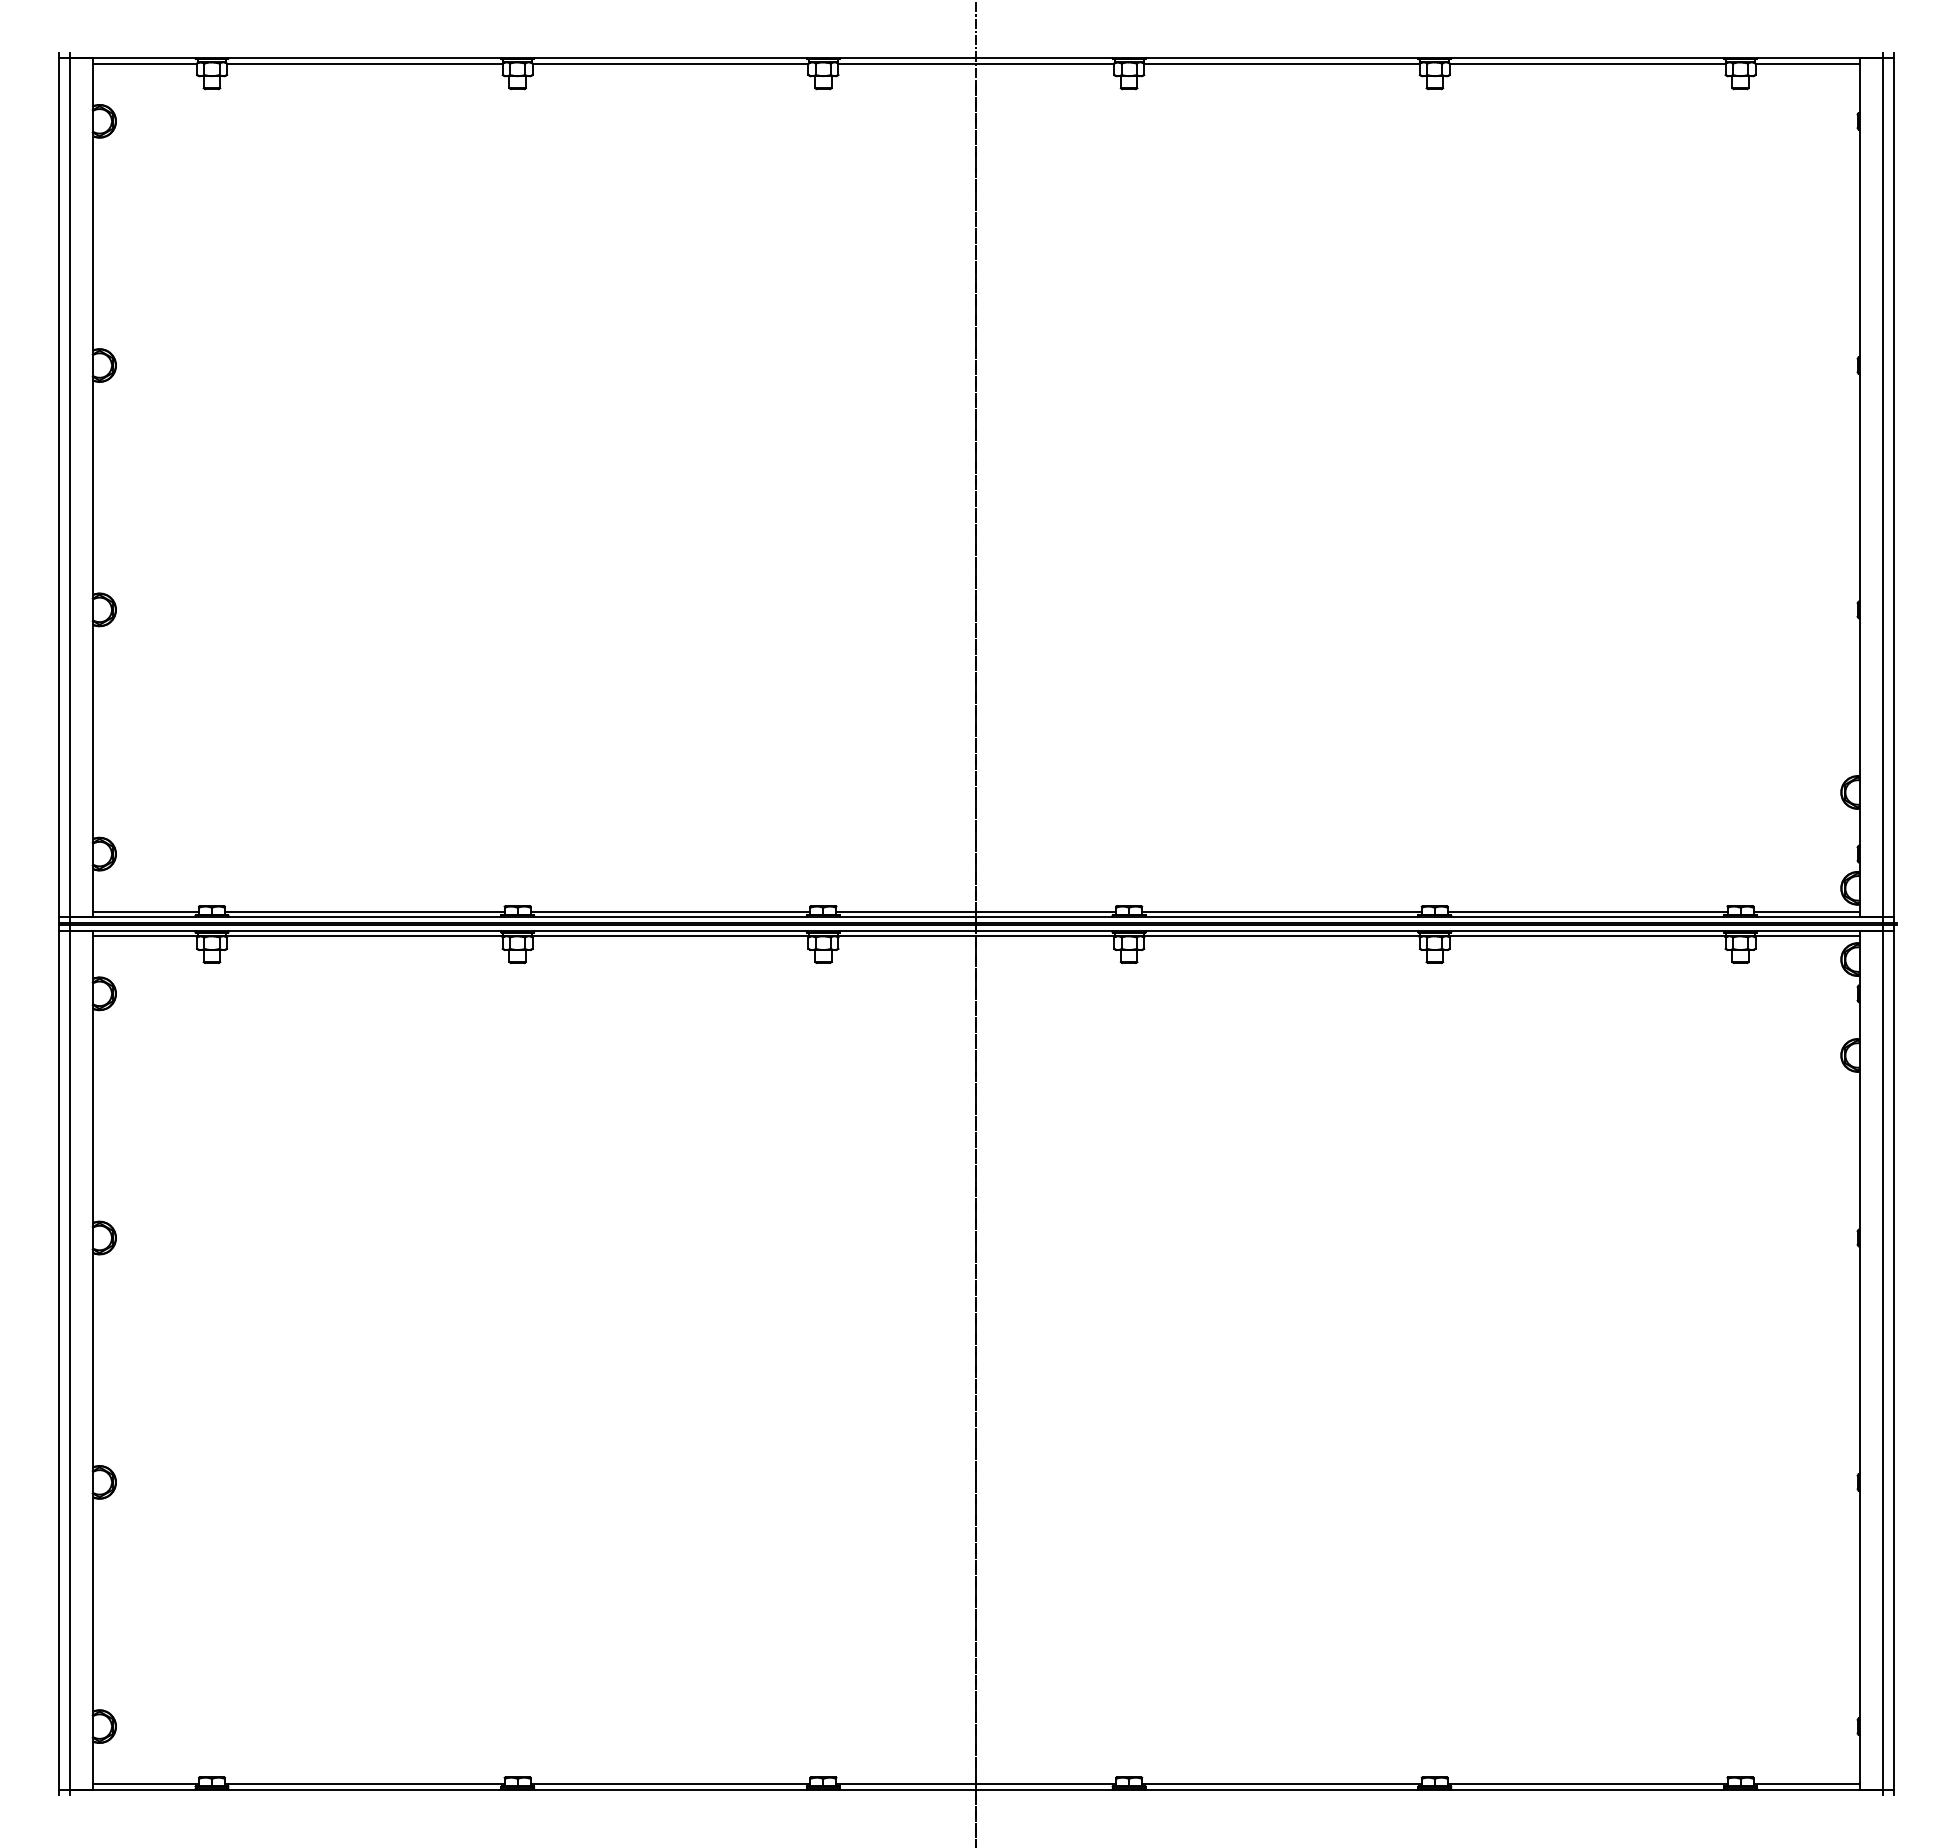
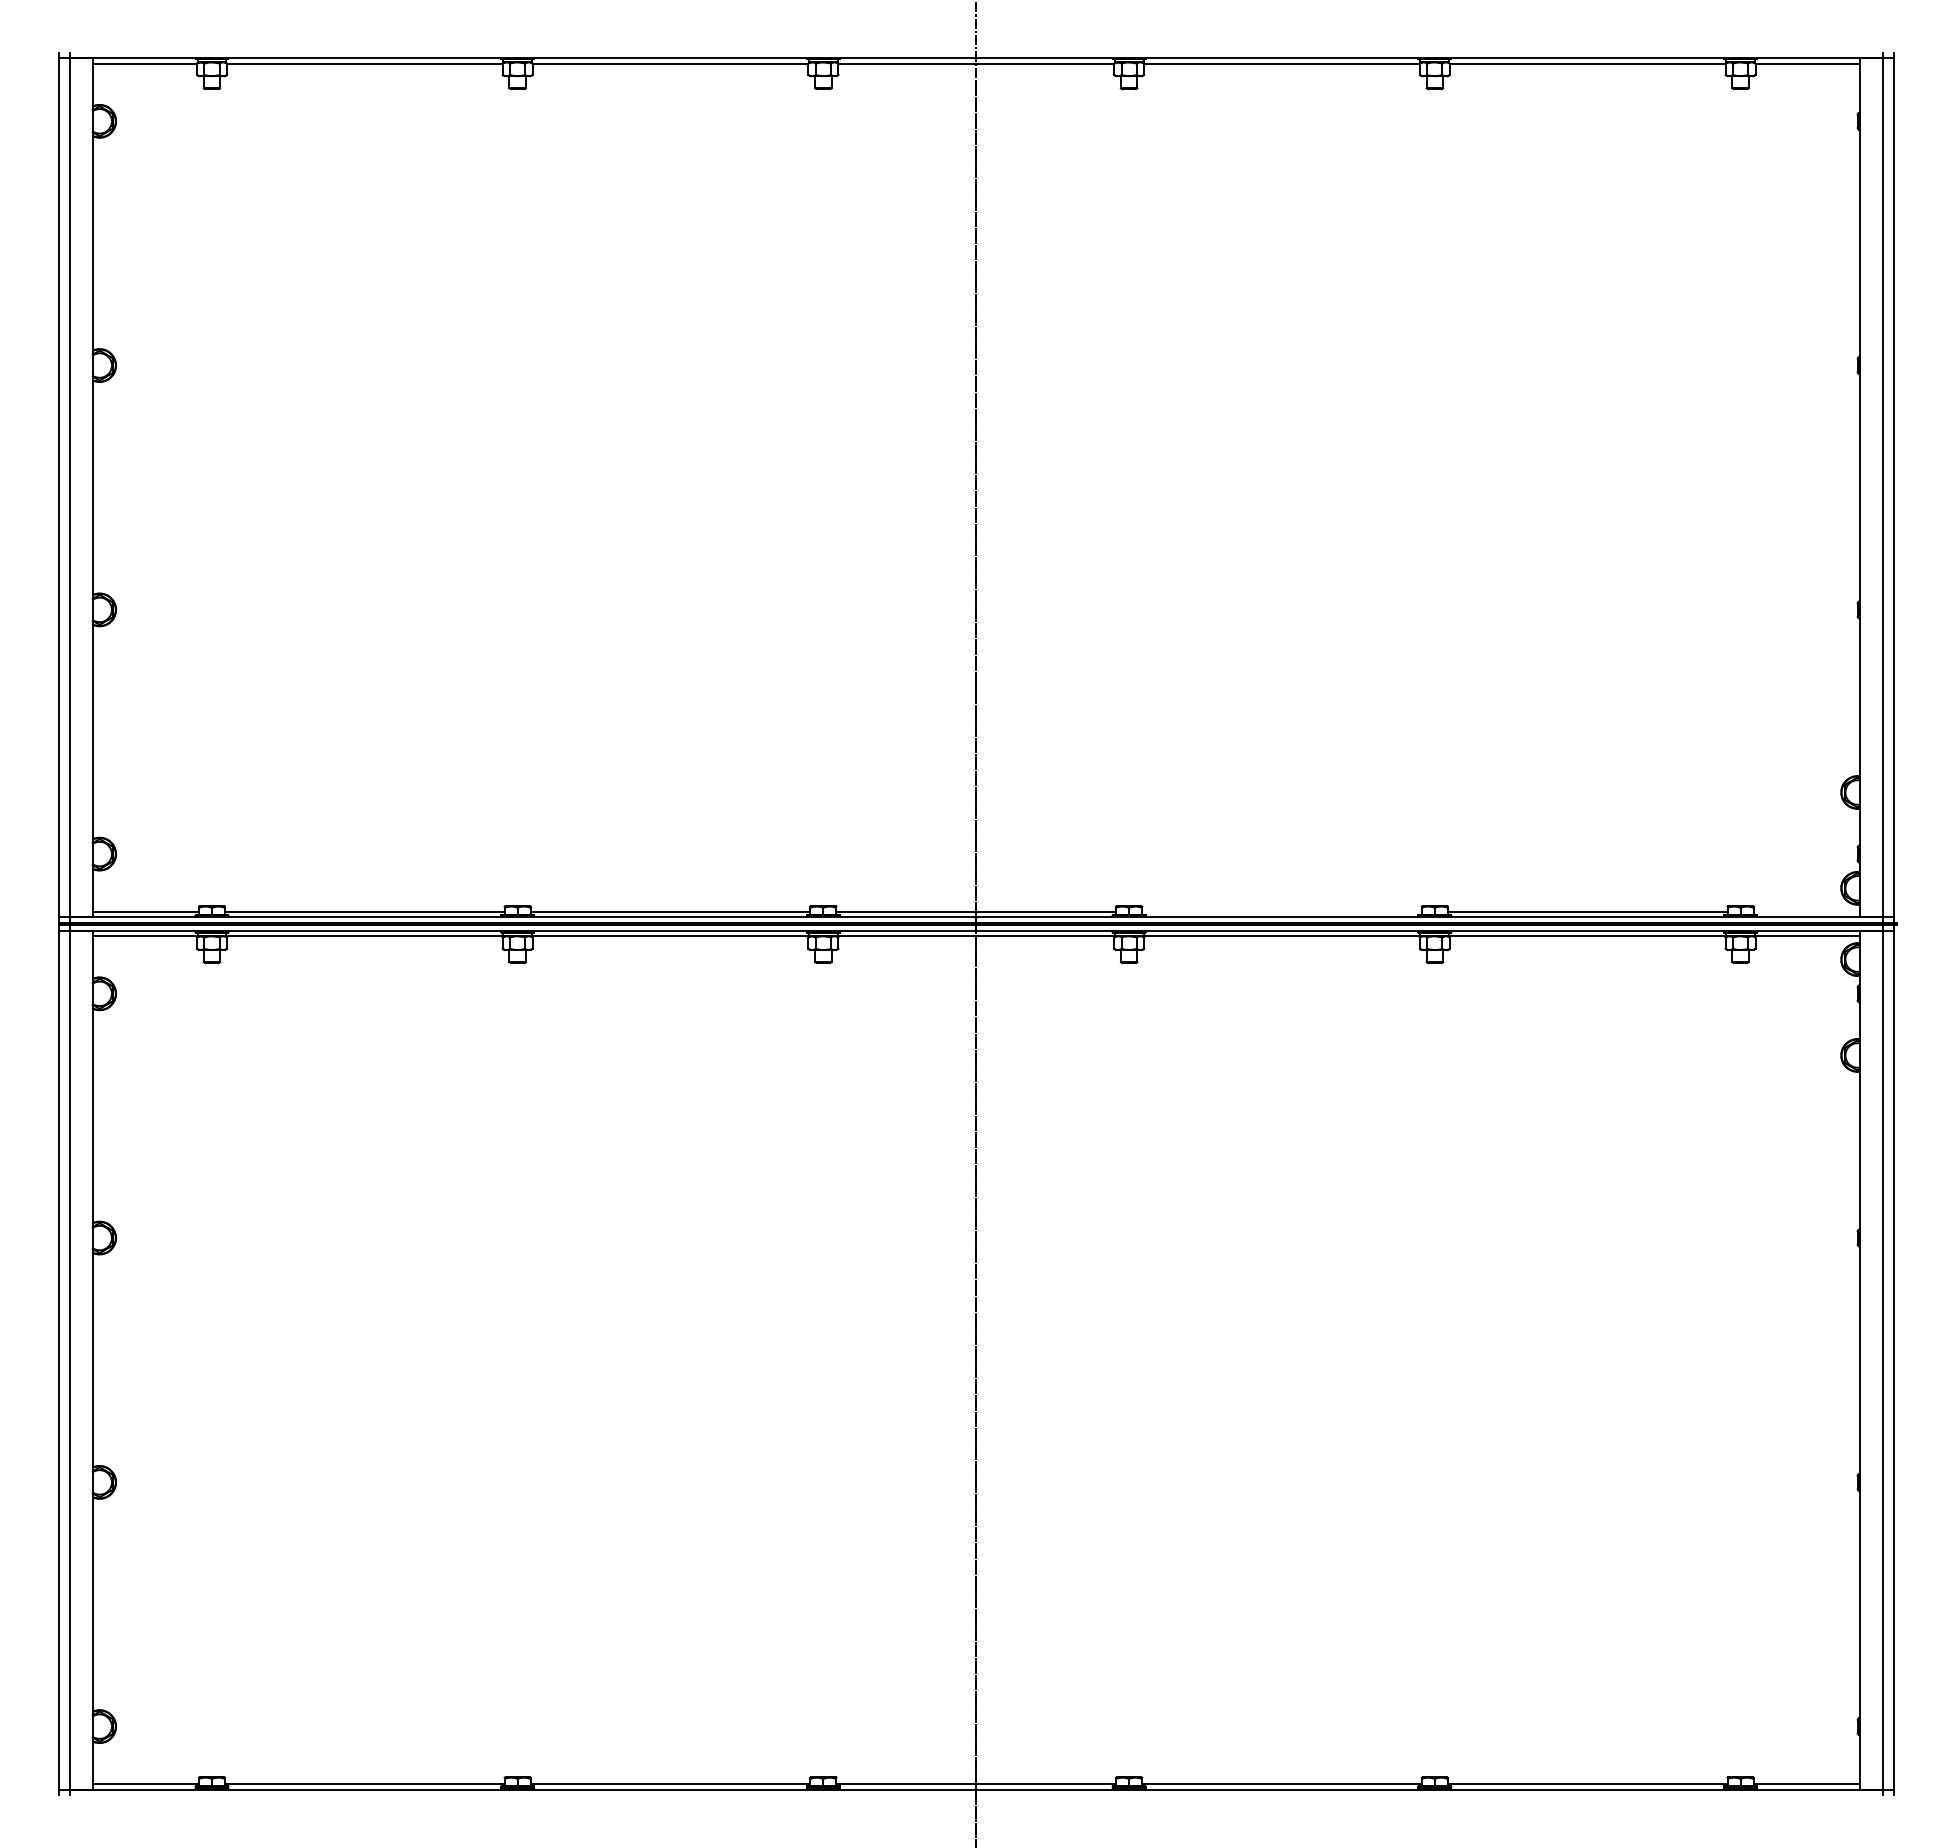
line: present -> none (1281, 911)
line: present -> none (1806, 911)
